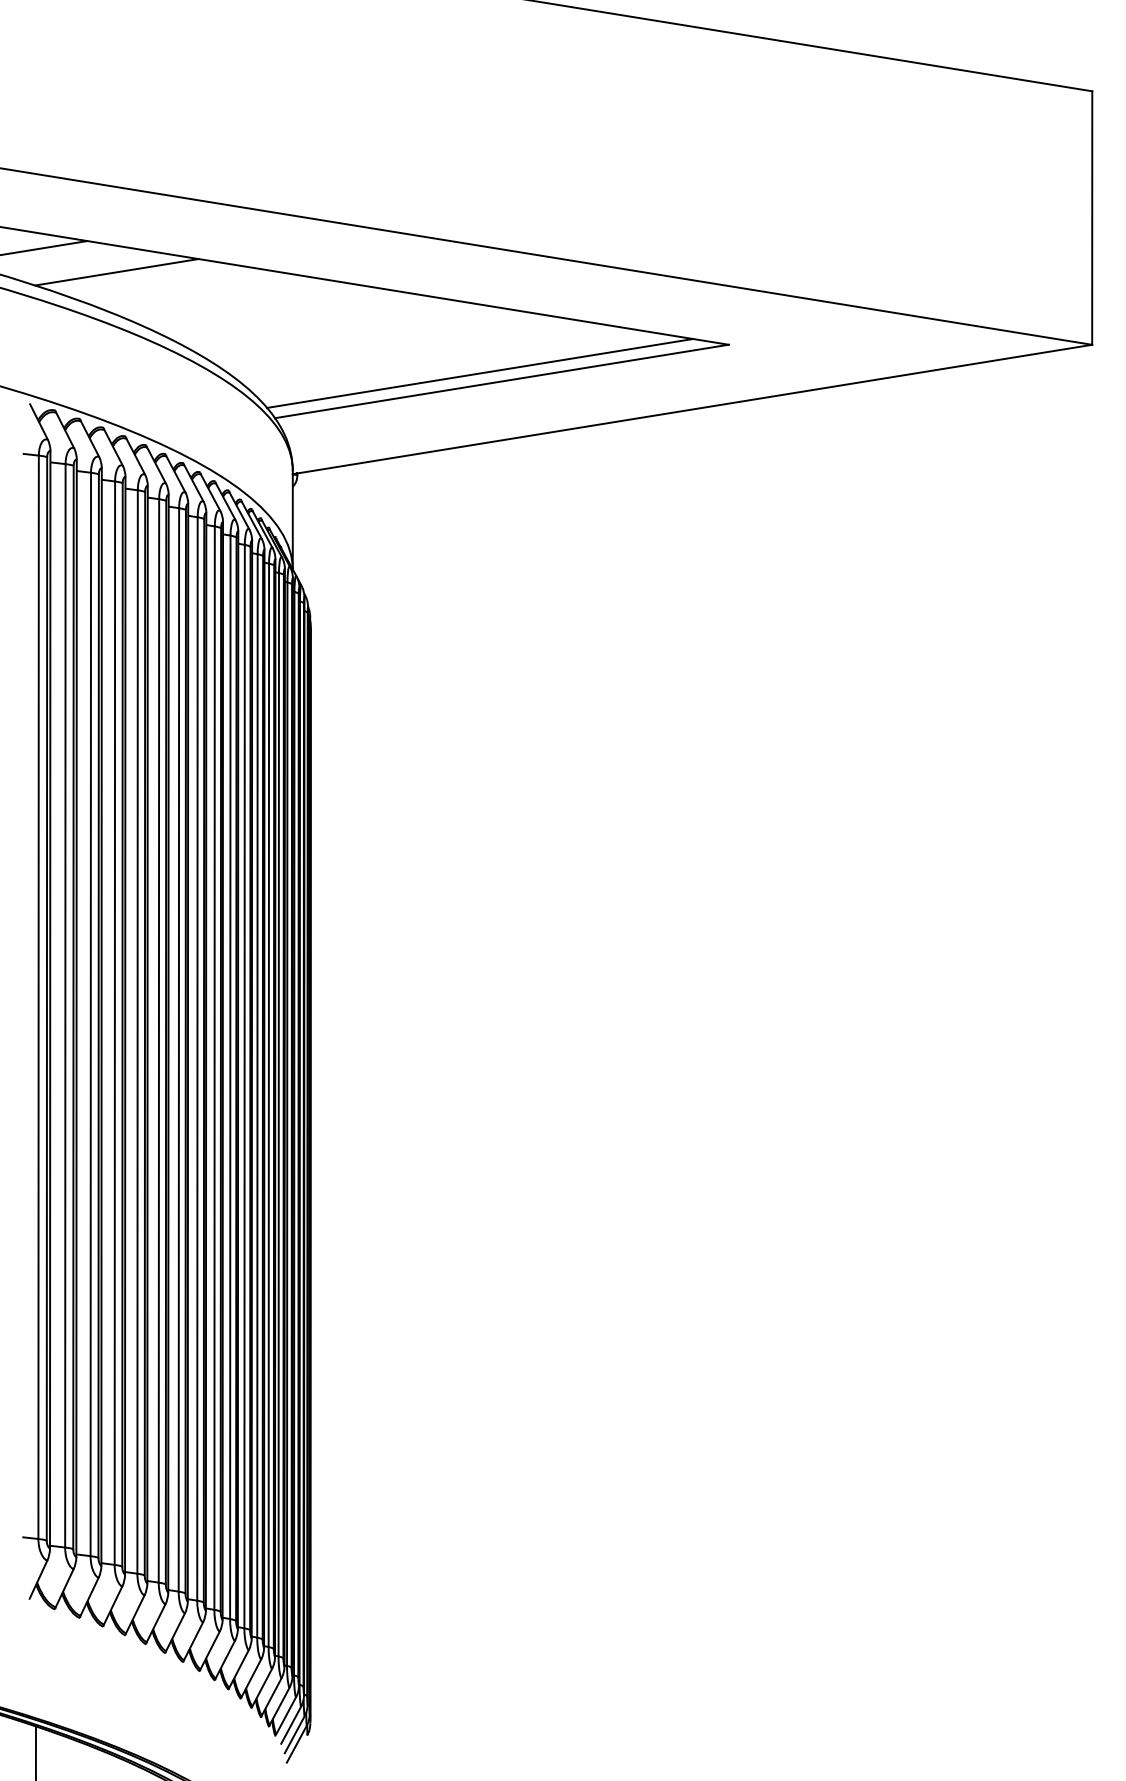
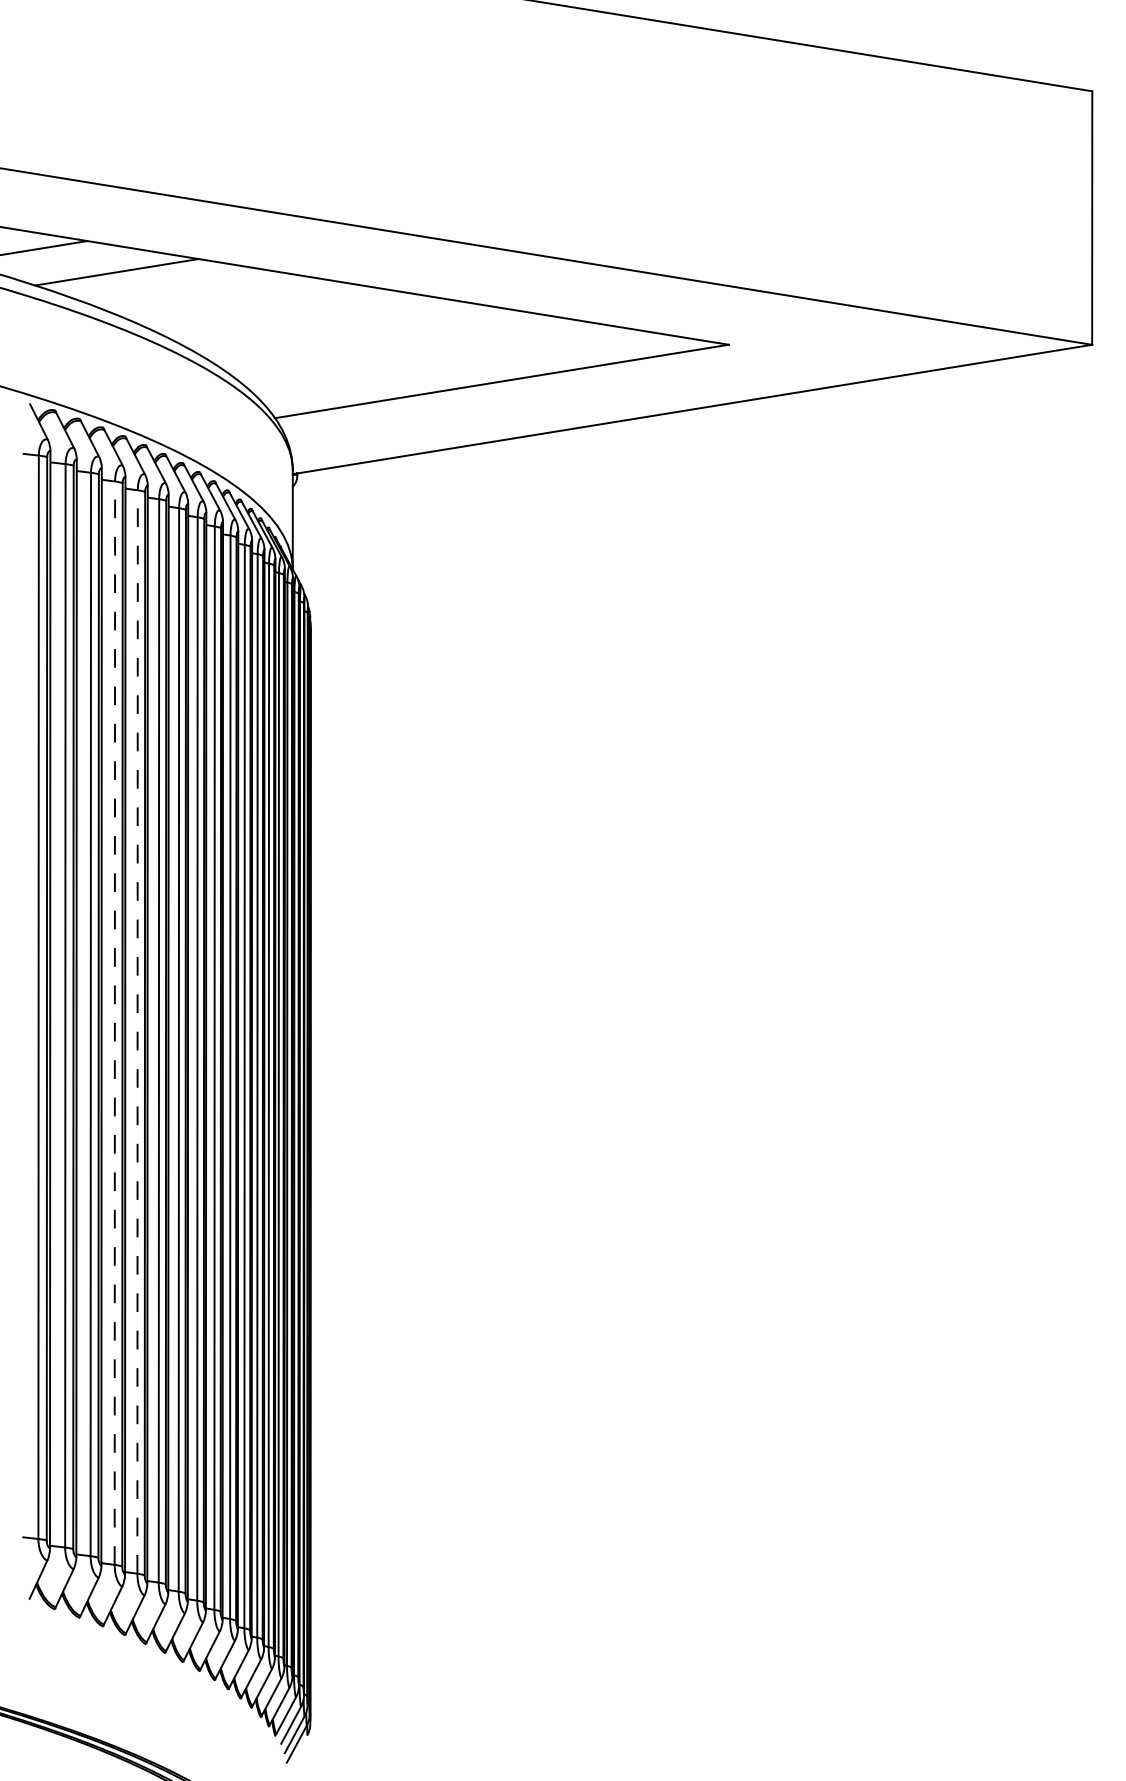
line: present -> none (479, 373)
line: solid -> dashed (114, 1023)
line: solid -> dashed (137, 1032)
line: present -> none (35, 1751)
